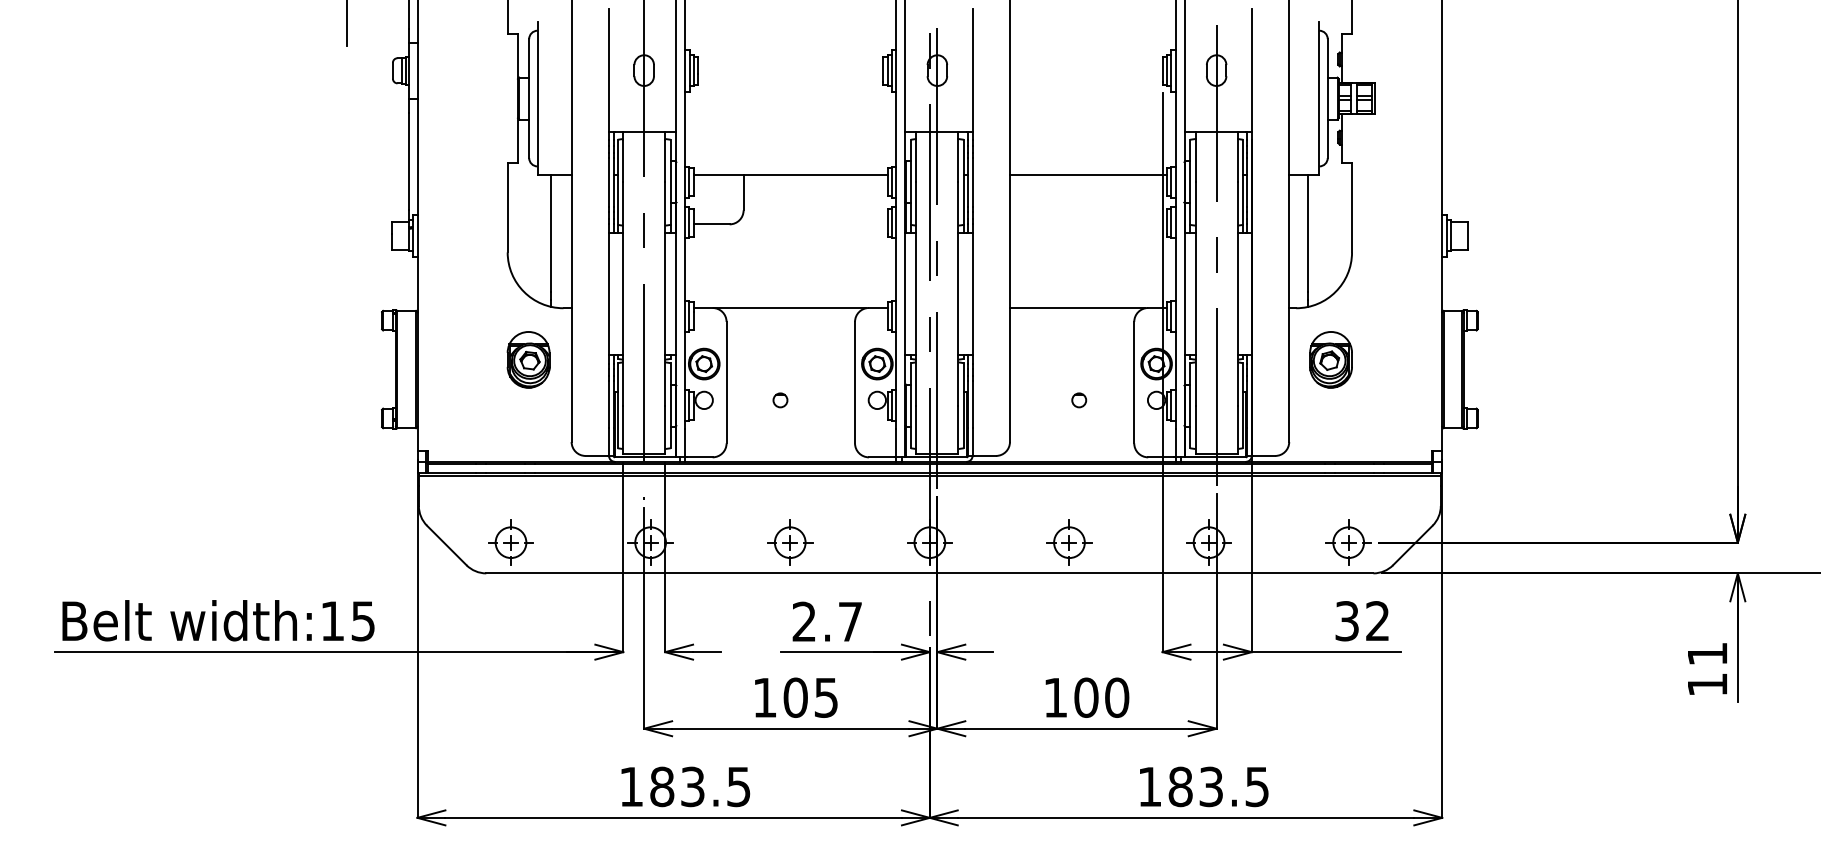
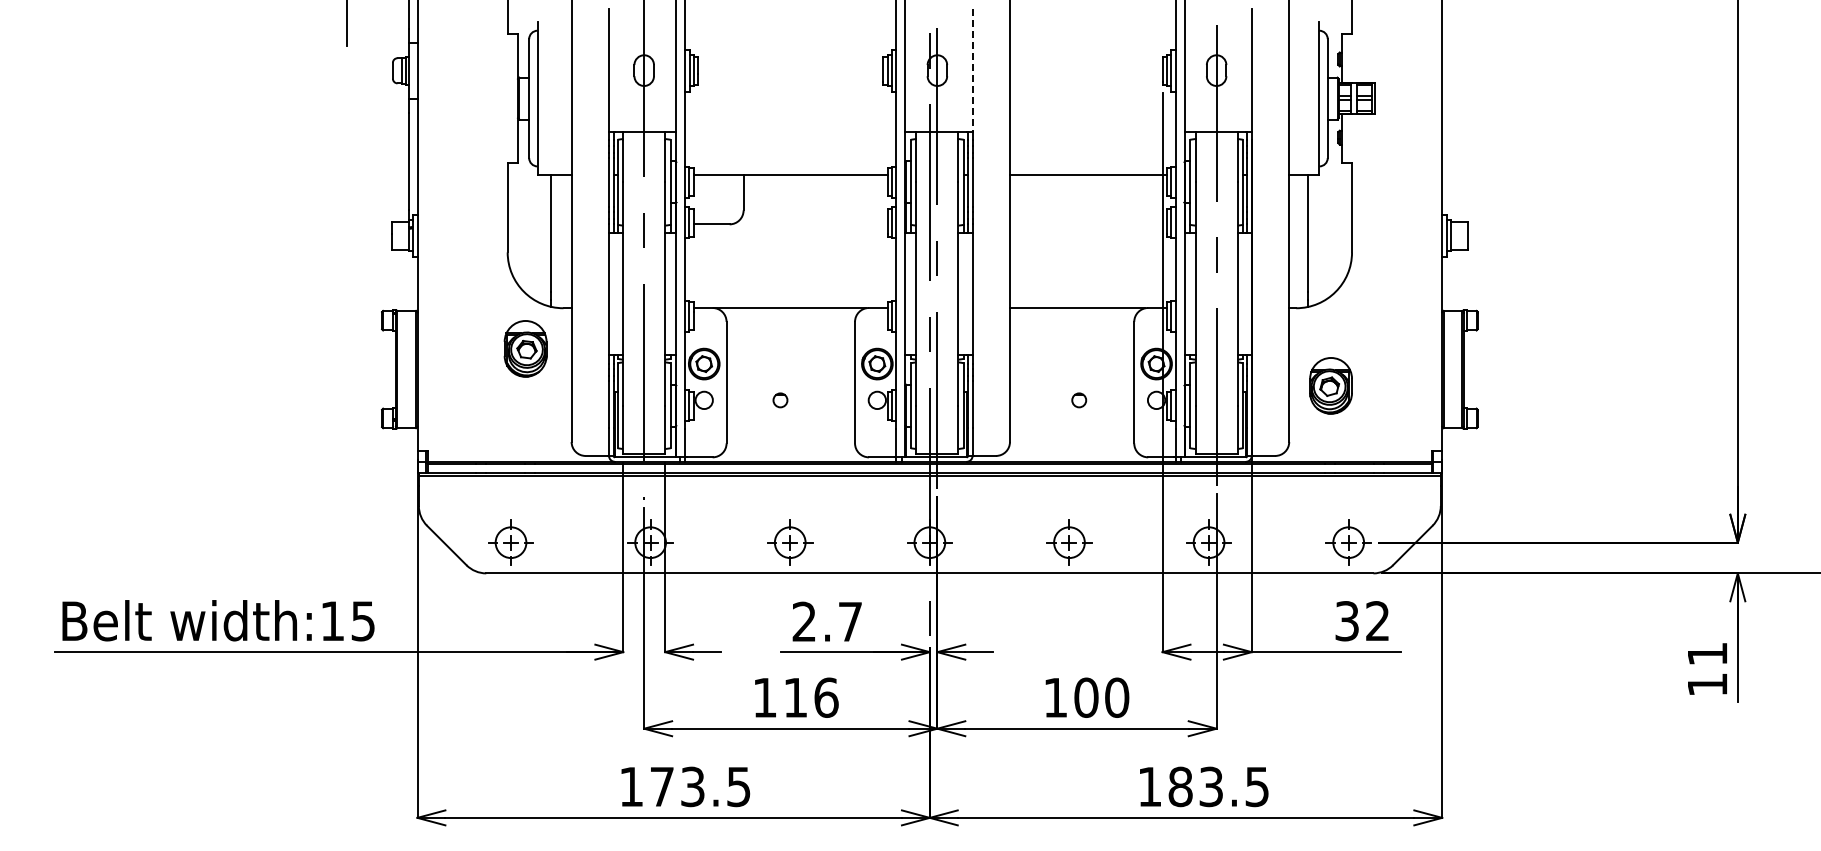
line: solid -> dashed (972, 71)
part position: (528, 359) -> (525, 348) (525, 348)
part position: (1330, 359) -> (1330, 385) (1330, 385)
text: 105 -> 116 (810, 697)
text: 183.5 -> 173.5 (662, 786)
